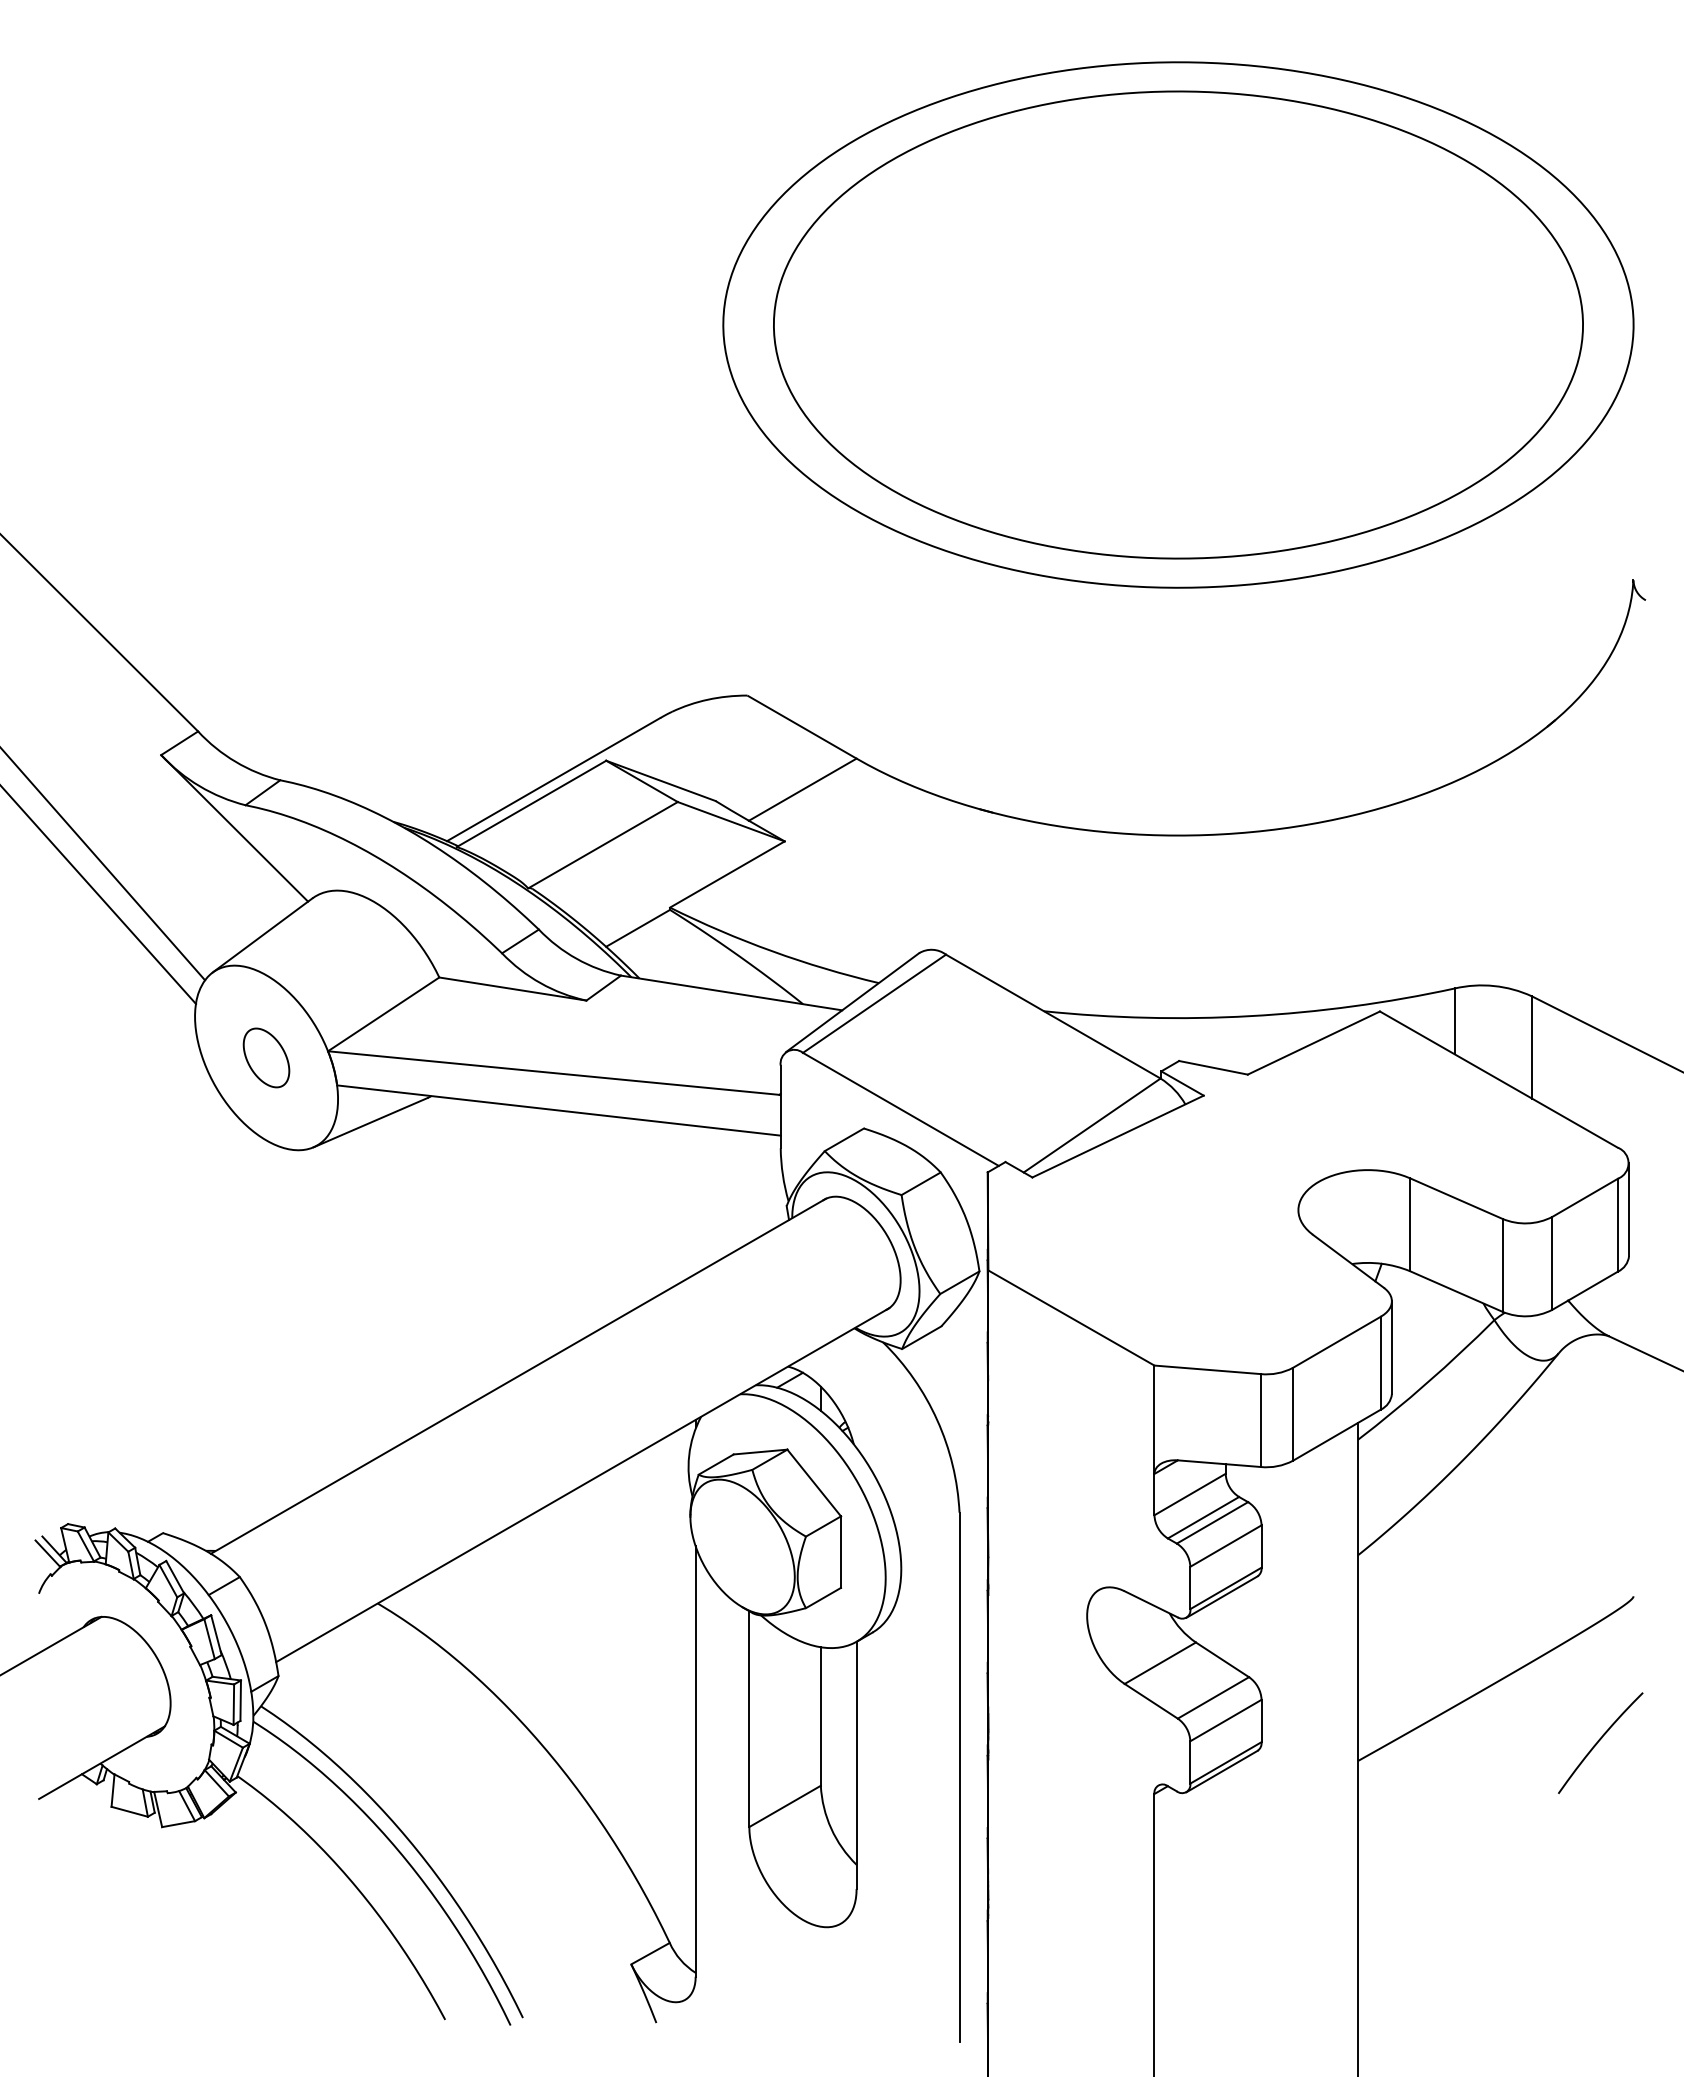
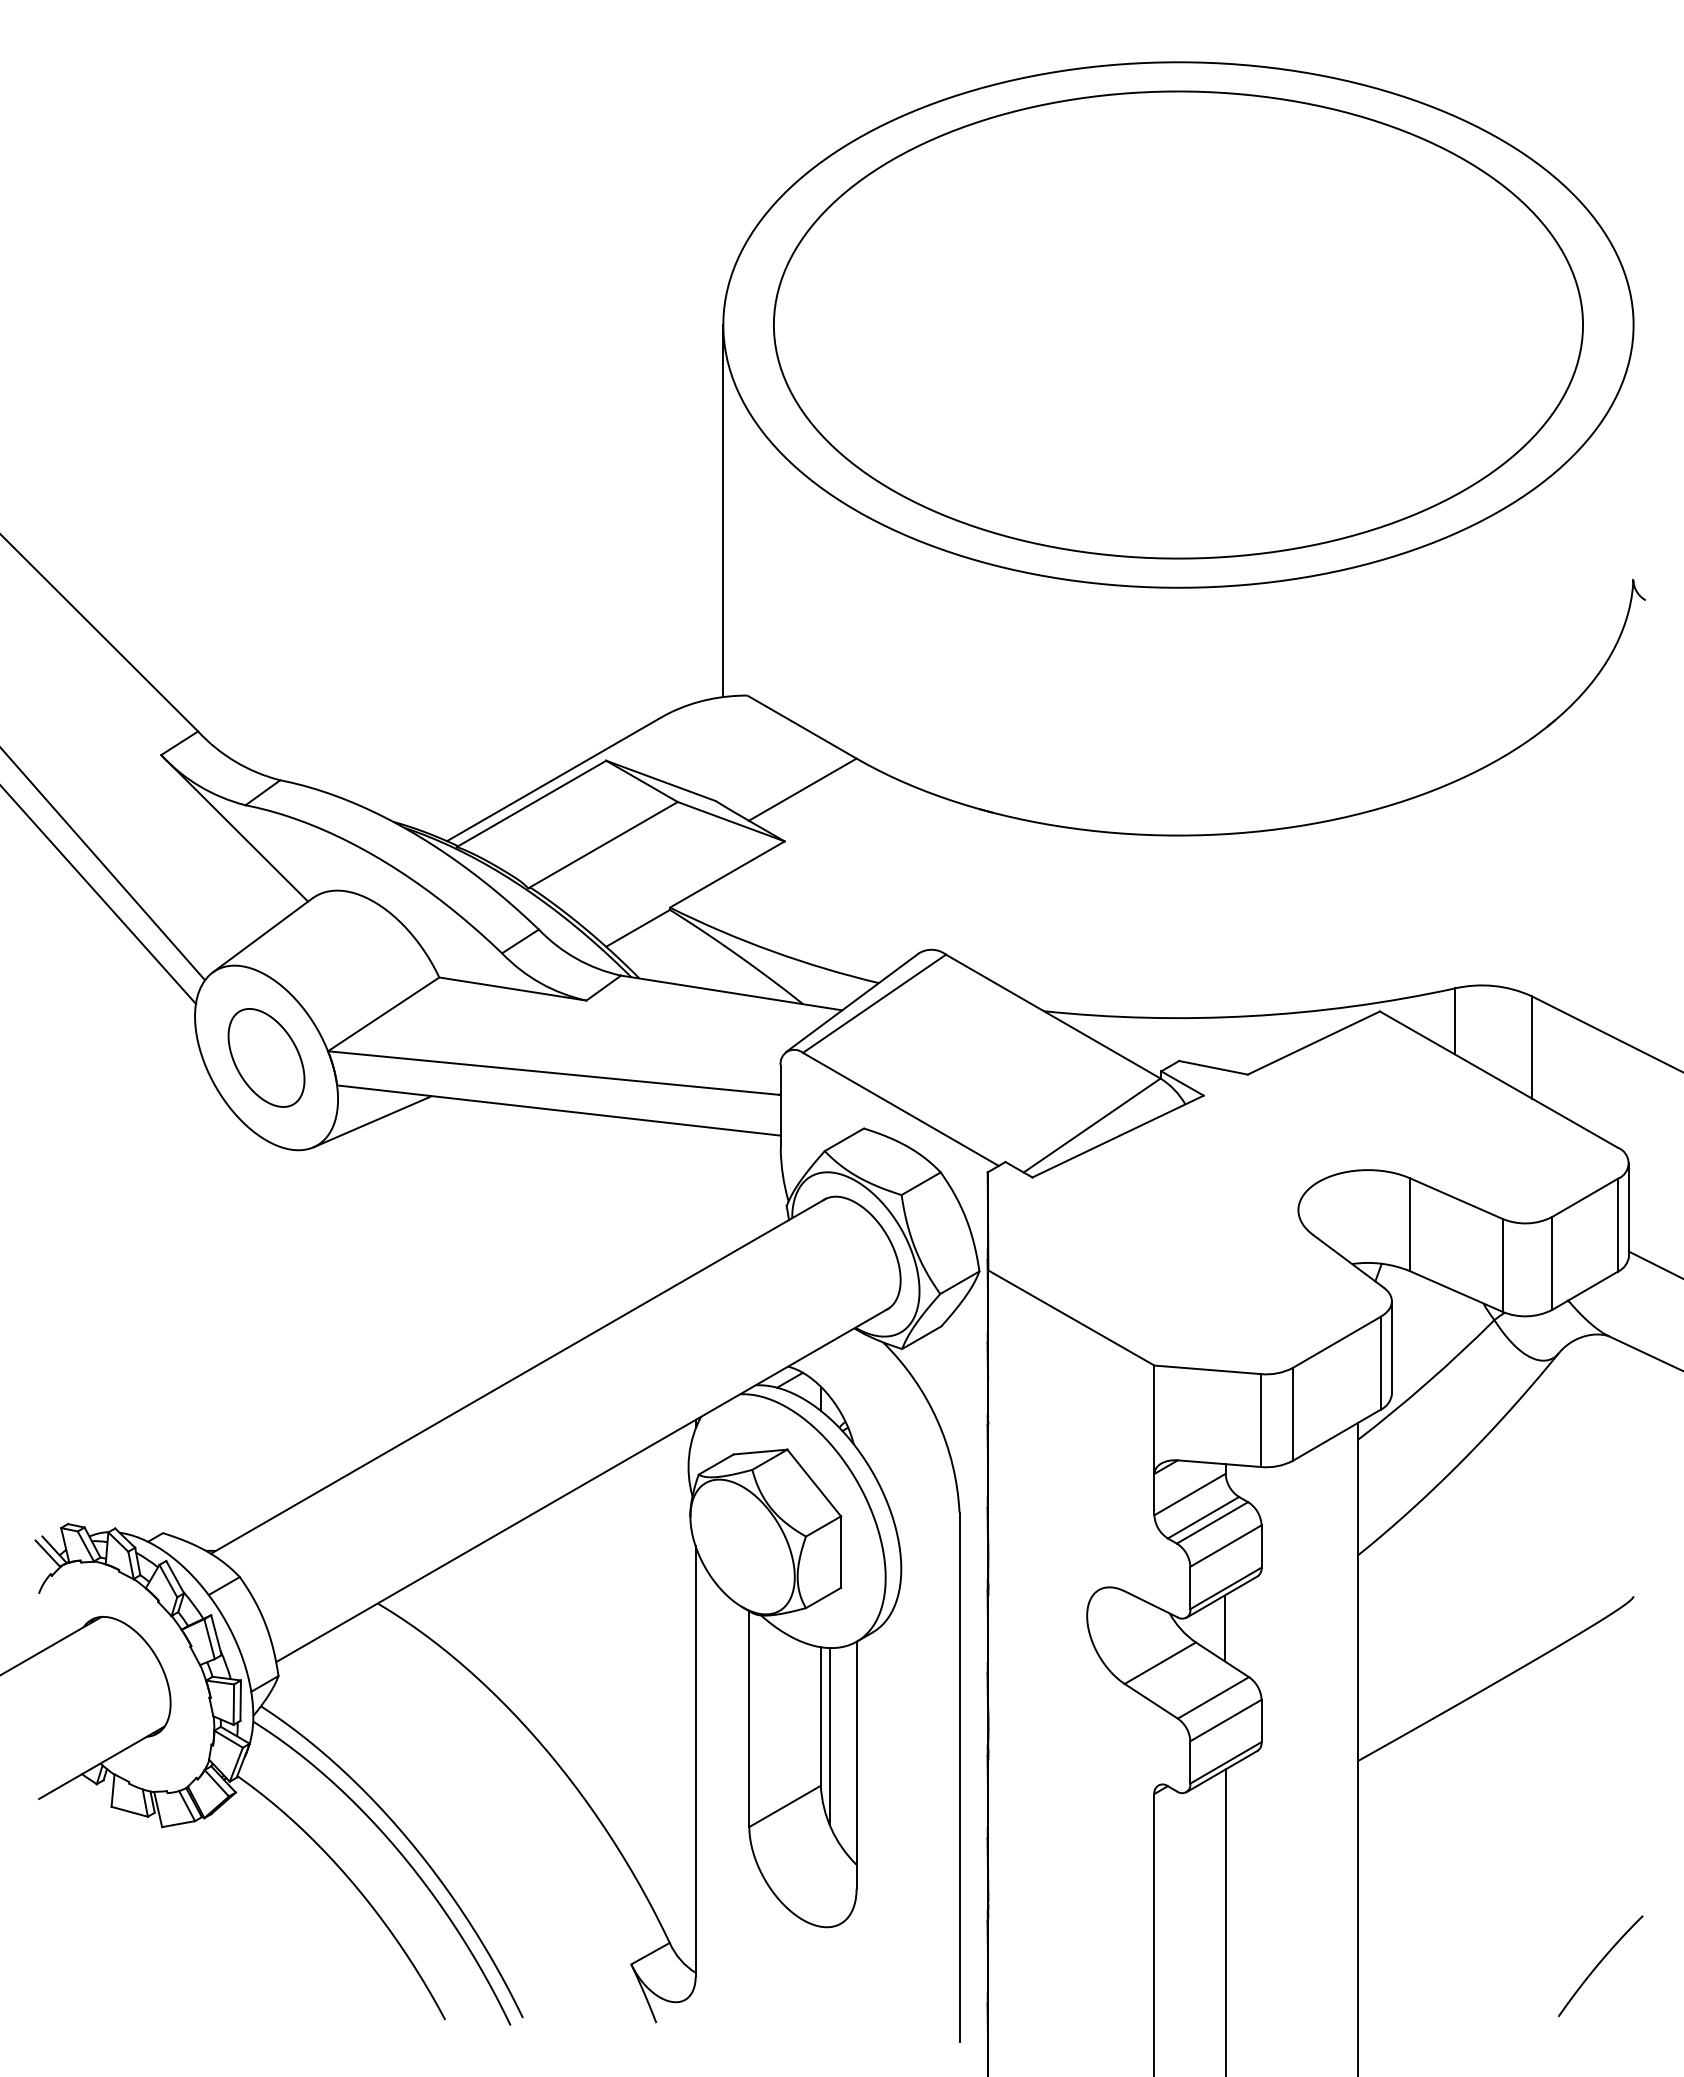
line: none -> present (723, 511)
part size: 49x62 px -> 79x100 px (266, 1057)
line: none -> present (1654, 1264)
line: none -> present (1224, 1628)
line: none -> present (829, 1736)
curve position: (1599, 1741) -> (1599, 1964) (1599, 1964)
line: none -> present (1225, 1921)
